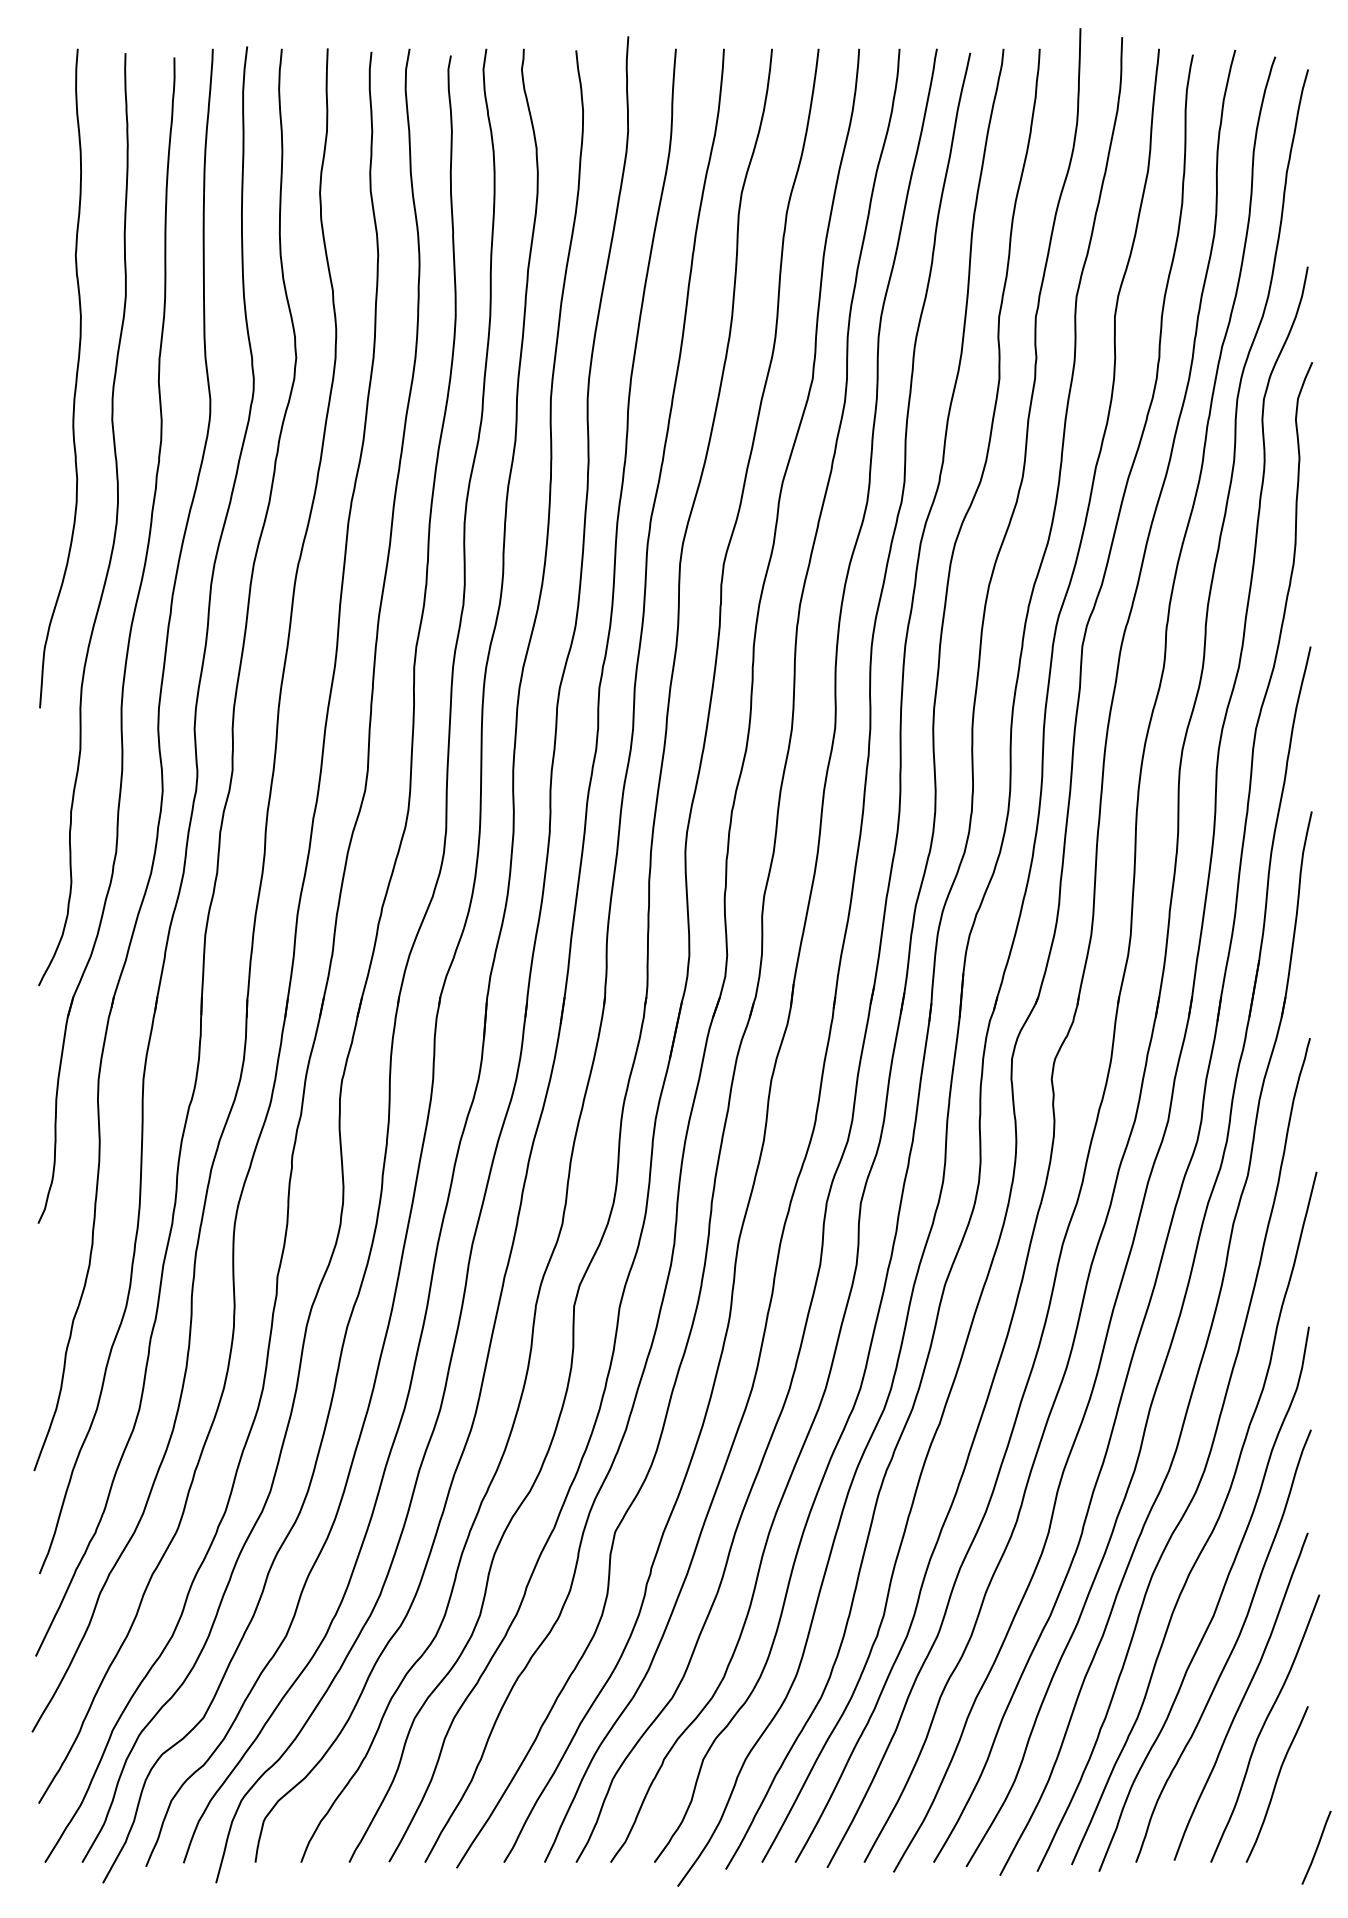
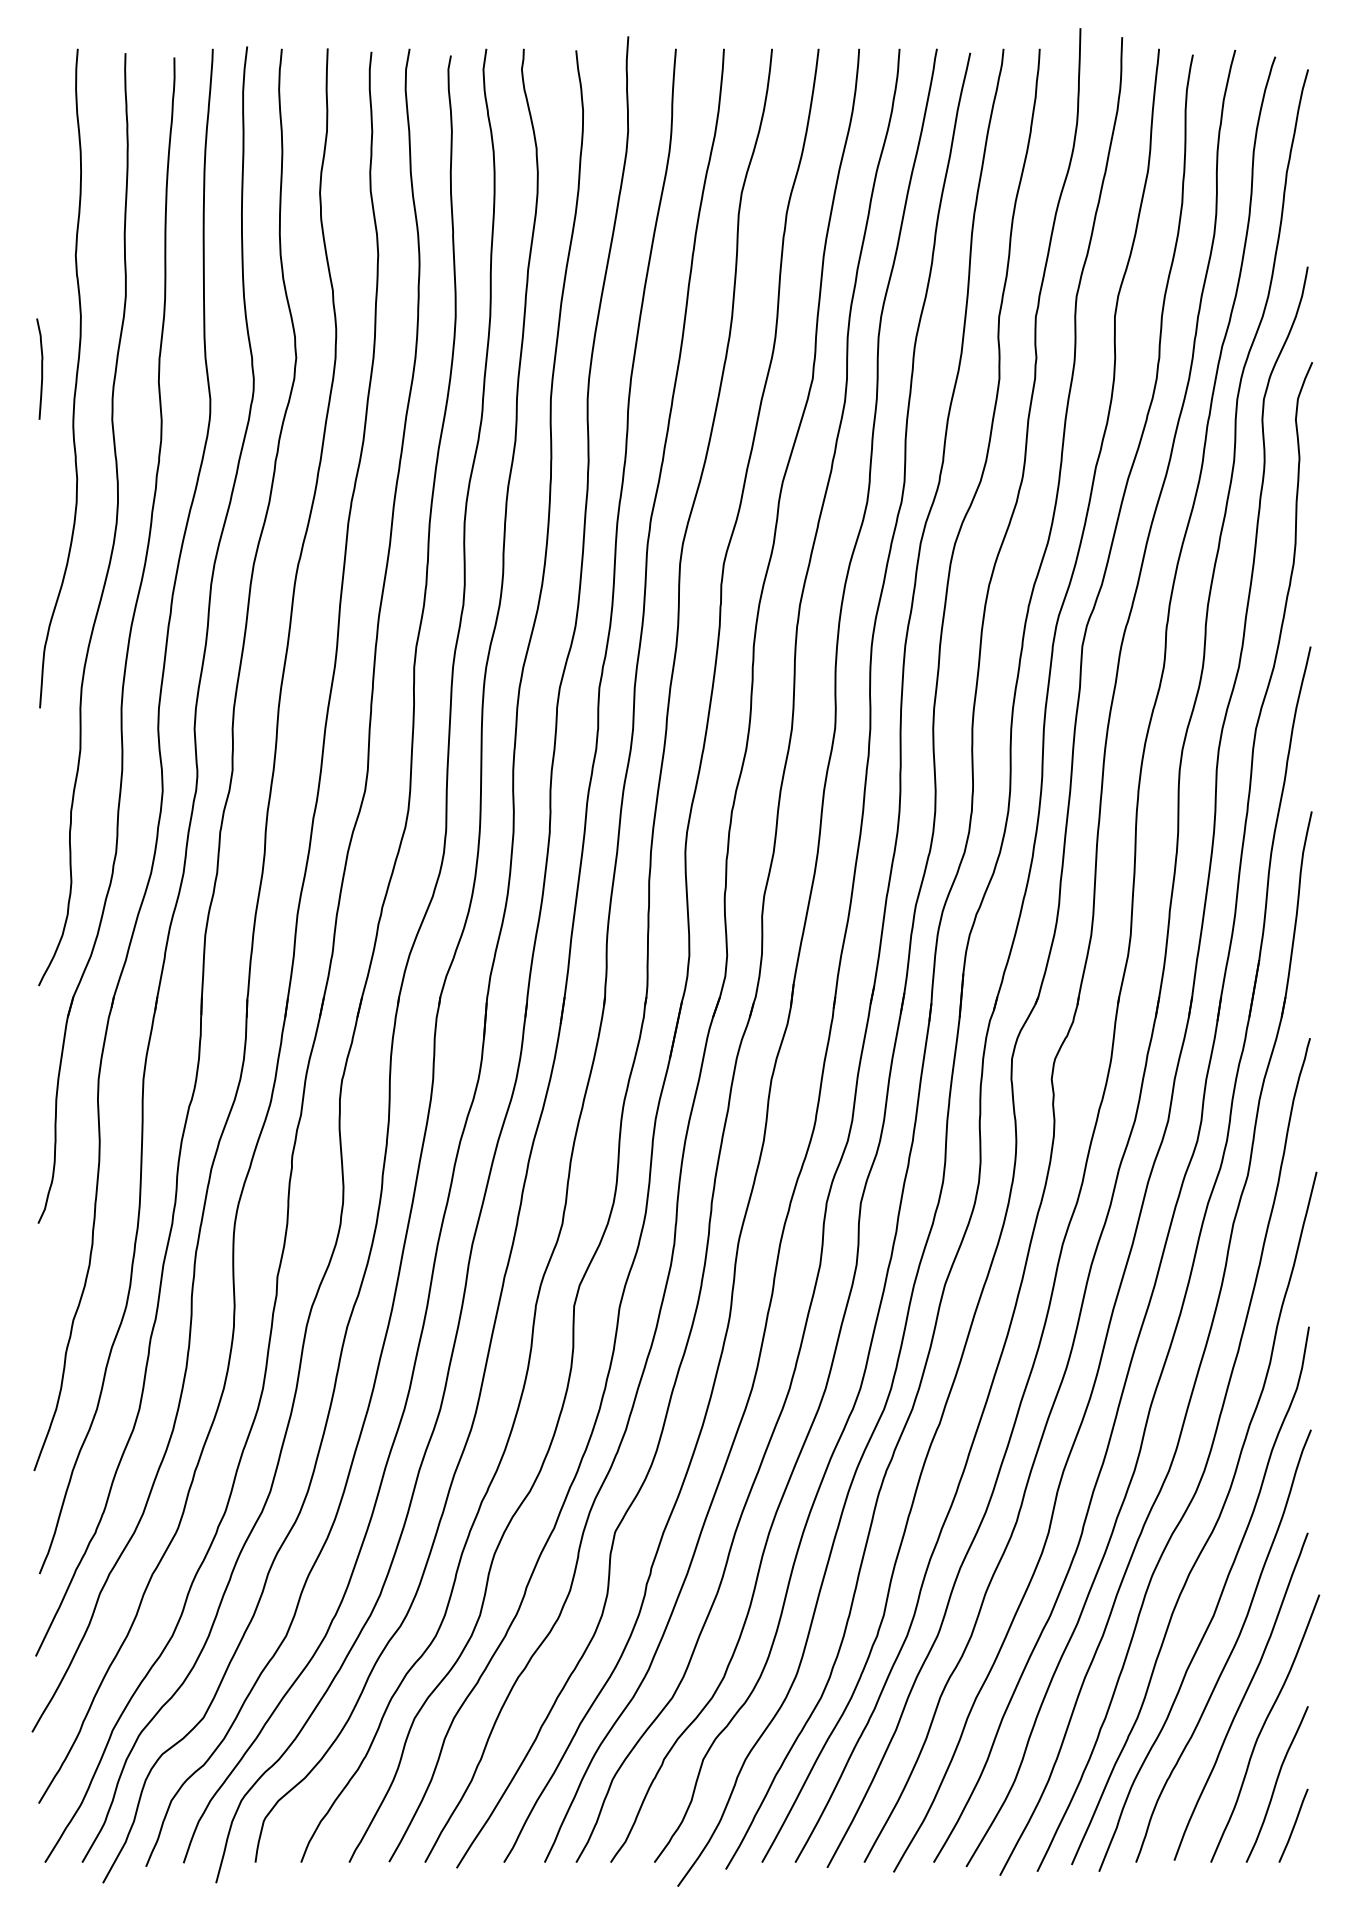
curve: none -> present (41, 368)
line position: (1316, 1847) -> (1293, 1825) (1293, 1825)
